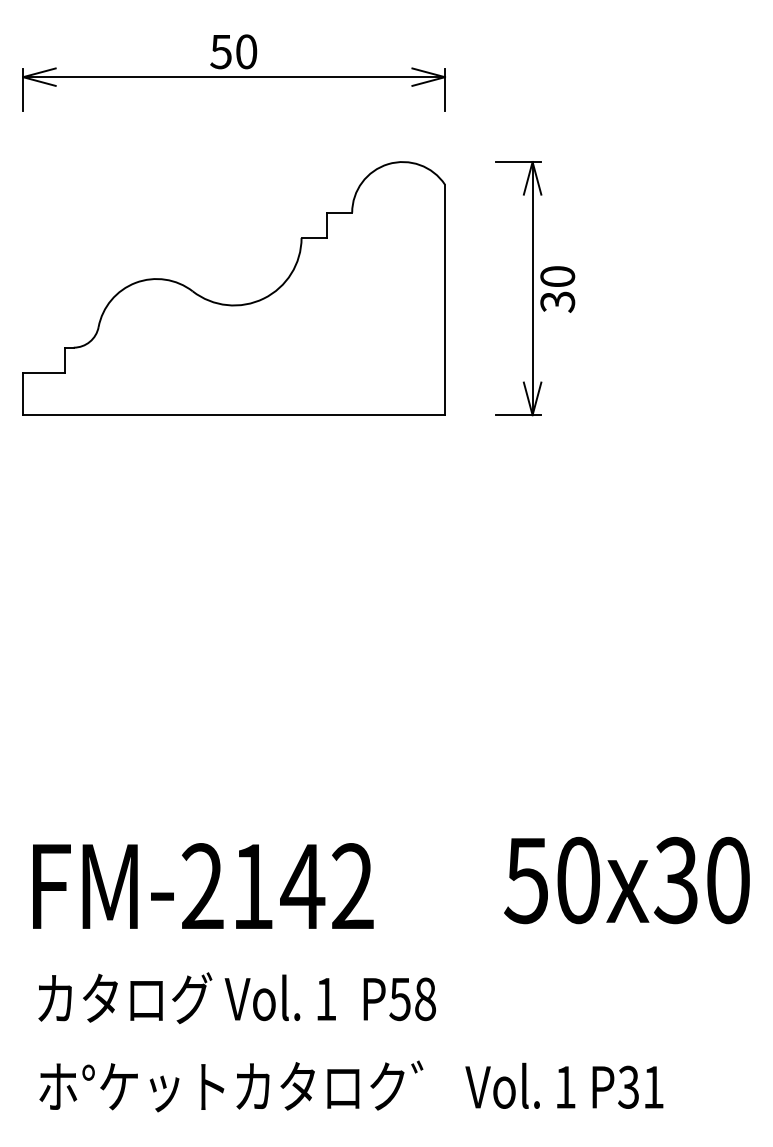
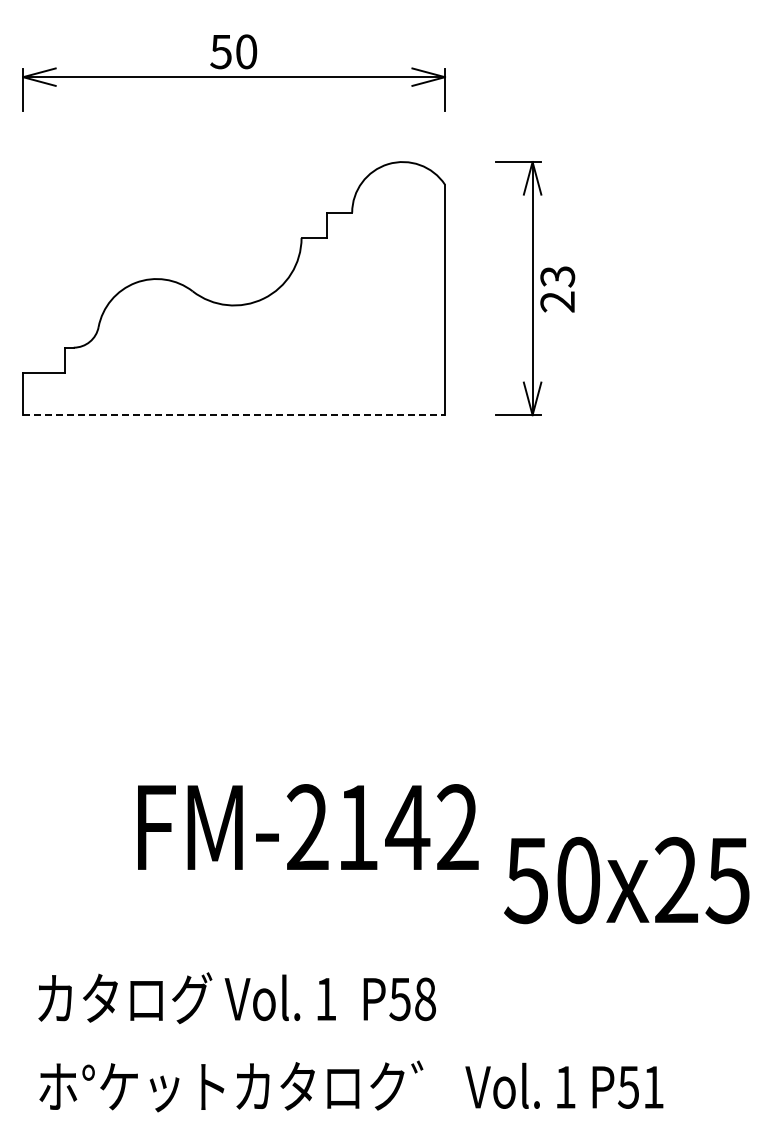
text: 30 -> 23 (557, 289)
line: solid -> dashed (234, 415)
text: 50x30 -> 50x25 (701, 880)
text position: (203, 885) -> (308, 826) (308, 826)
text: P31 -> P51 (628, 1086)
